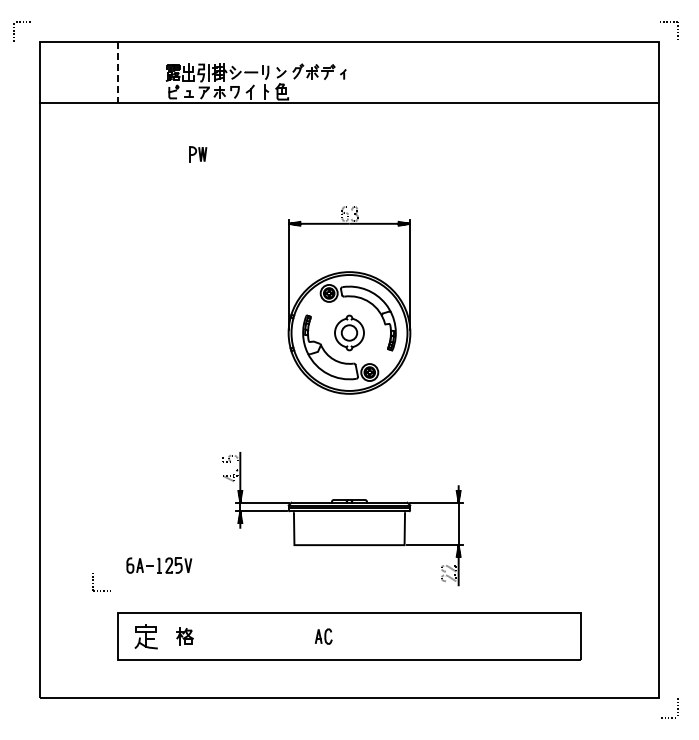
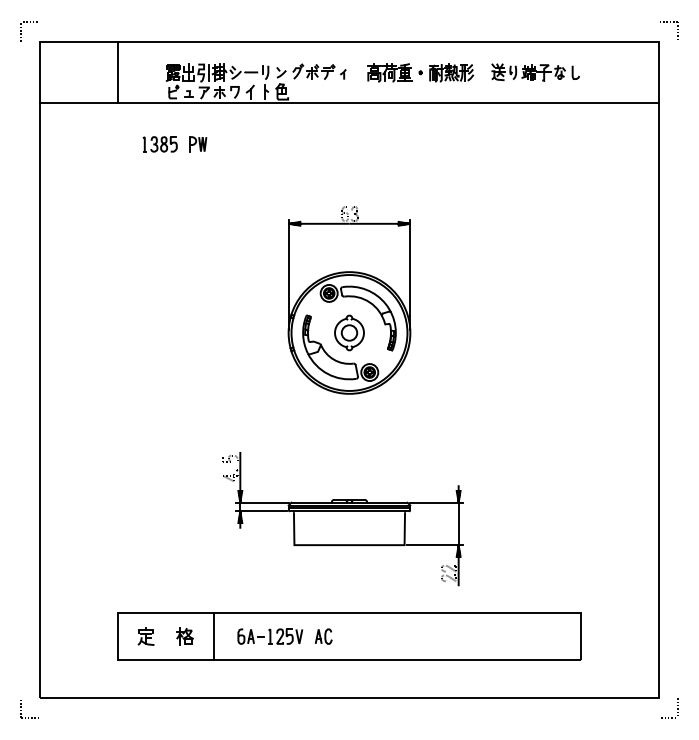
line position: (14, 31) -> (21, 31) (21, 31)
line: dashed -> solid (117, 72)
part: none -> present (420, 72)
part: none -> present (535, 72)
part: none -> present (159, 144)
part position: (198, 154) -> (198, 144) (198, 144)
part position: (159, 565) -> (270, 636) (270, 636)
line position: (93, 583) -> (21, 710) (21, 710)
part size: 24x26 px -> 18x19 px (145, 636)
line: none -> present (214, 636)
